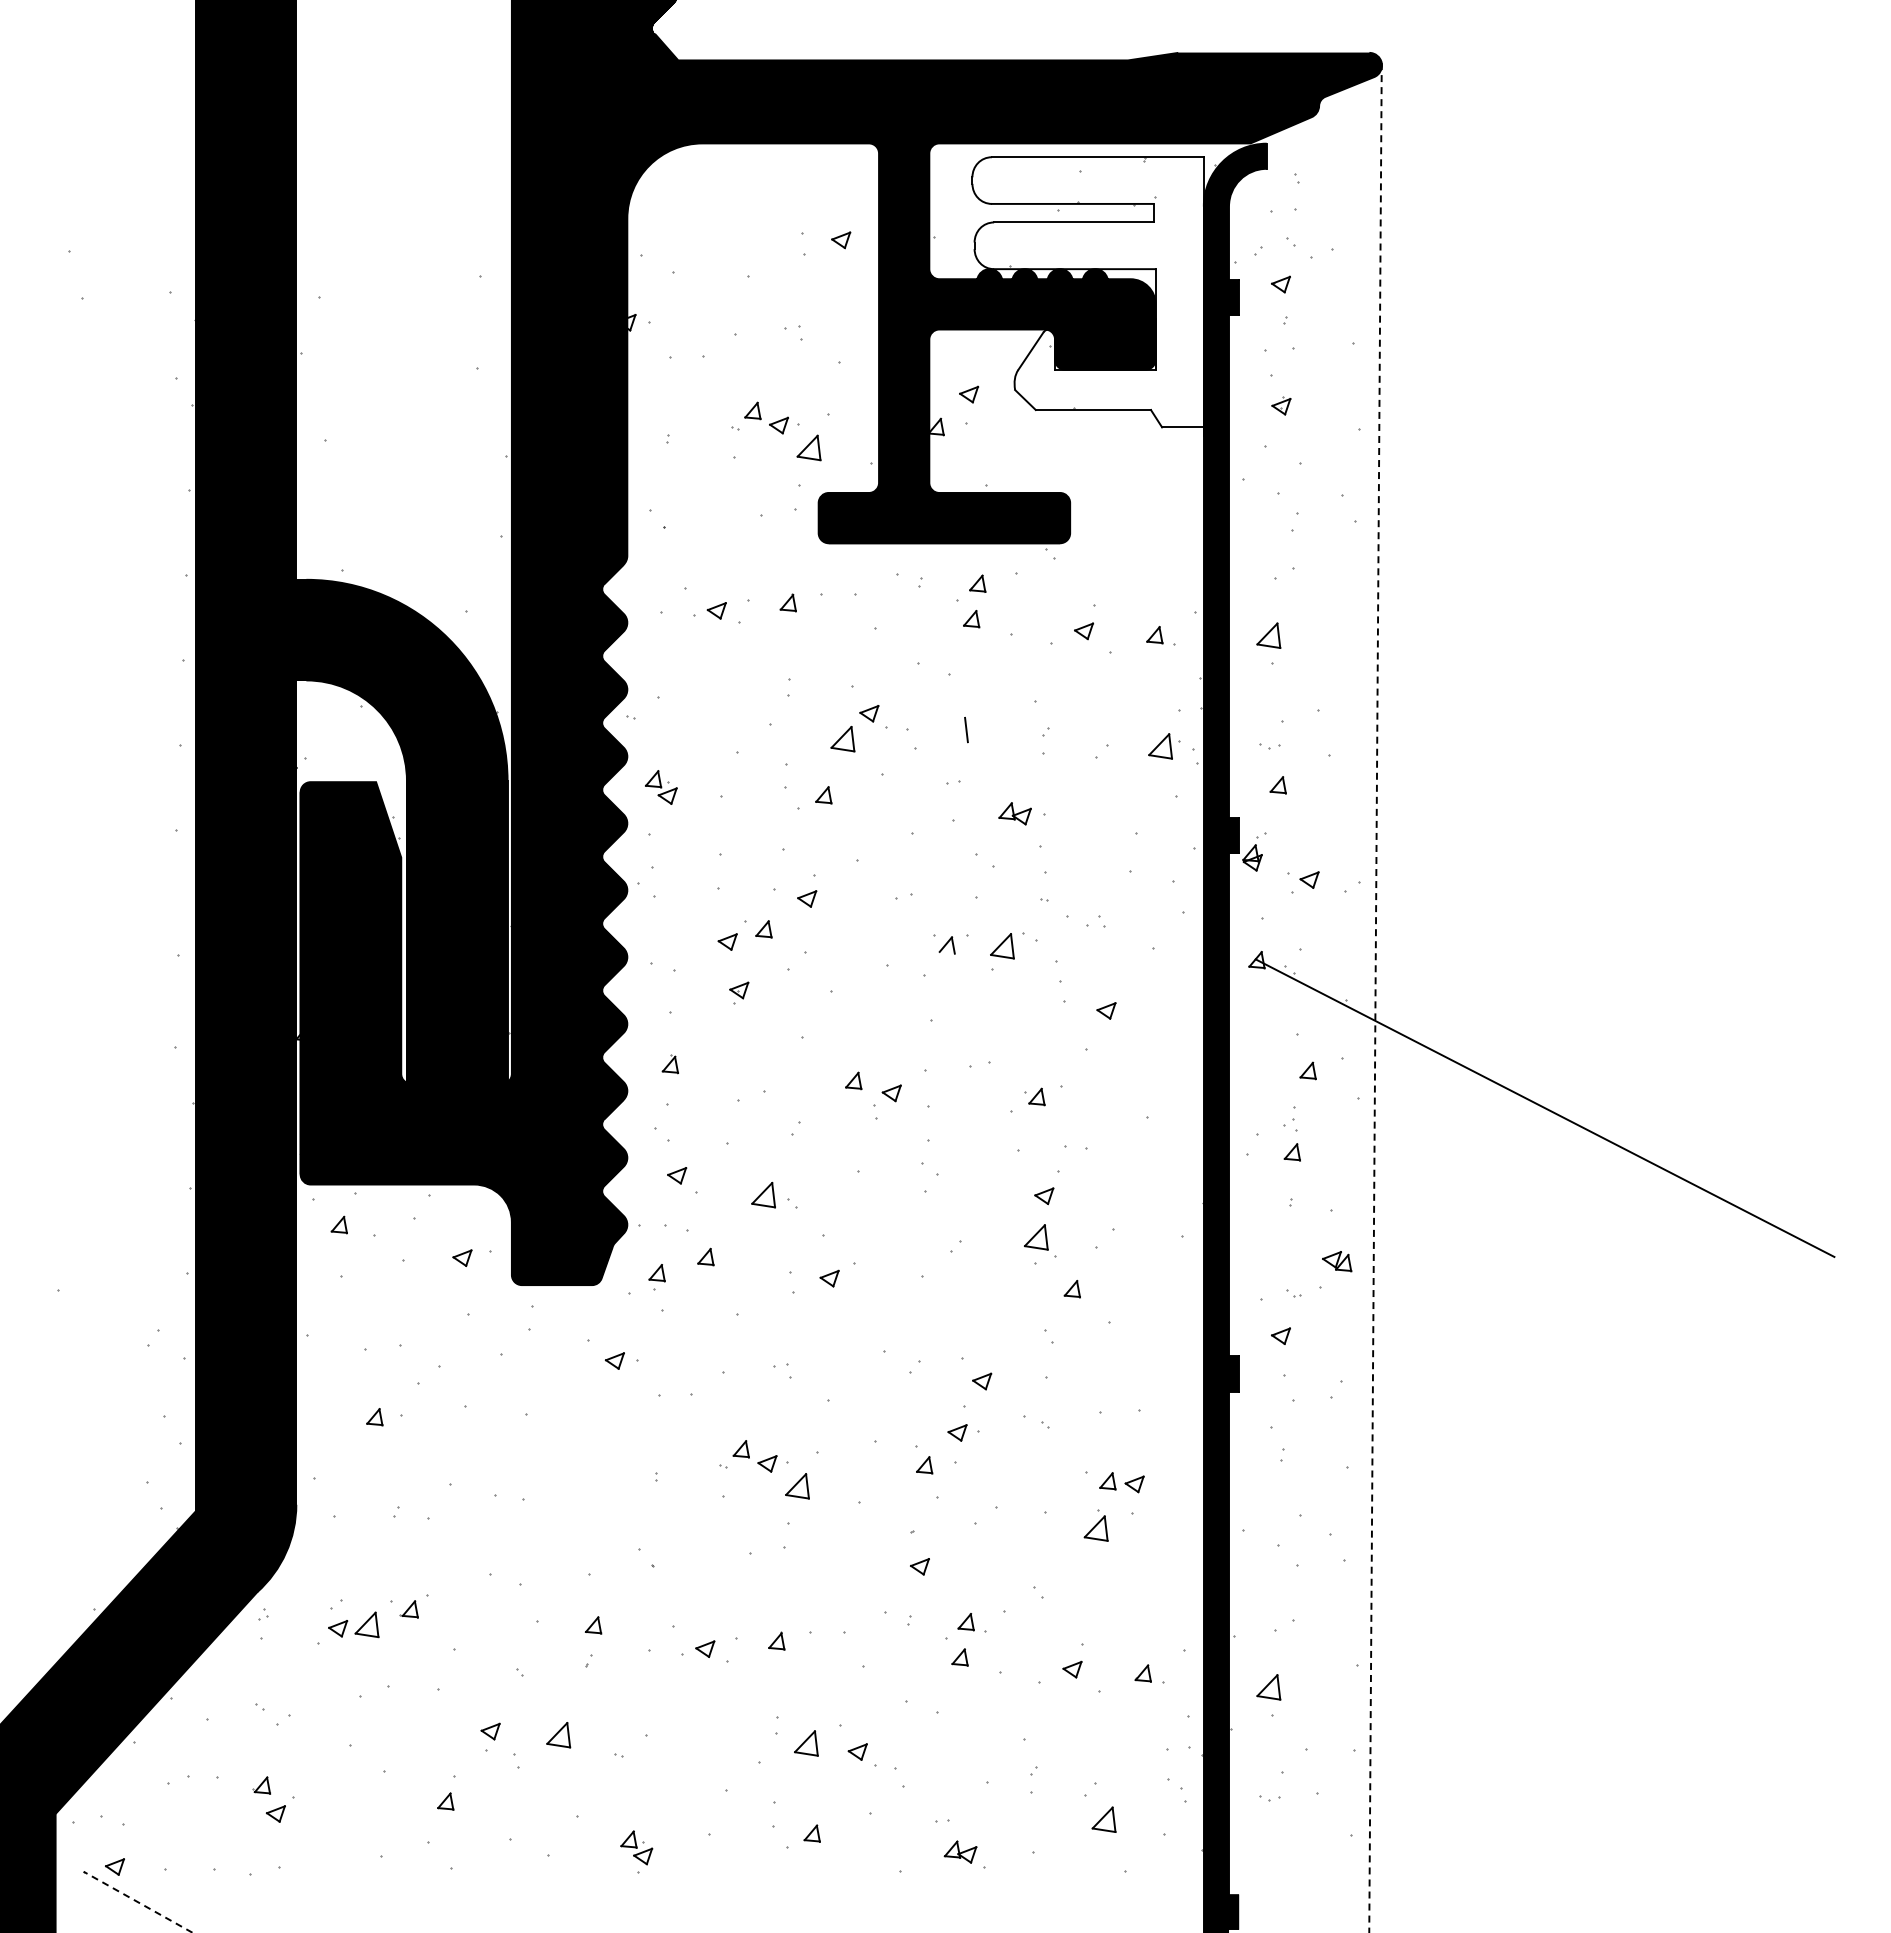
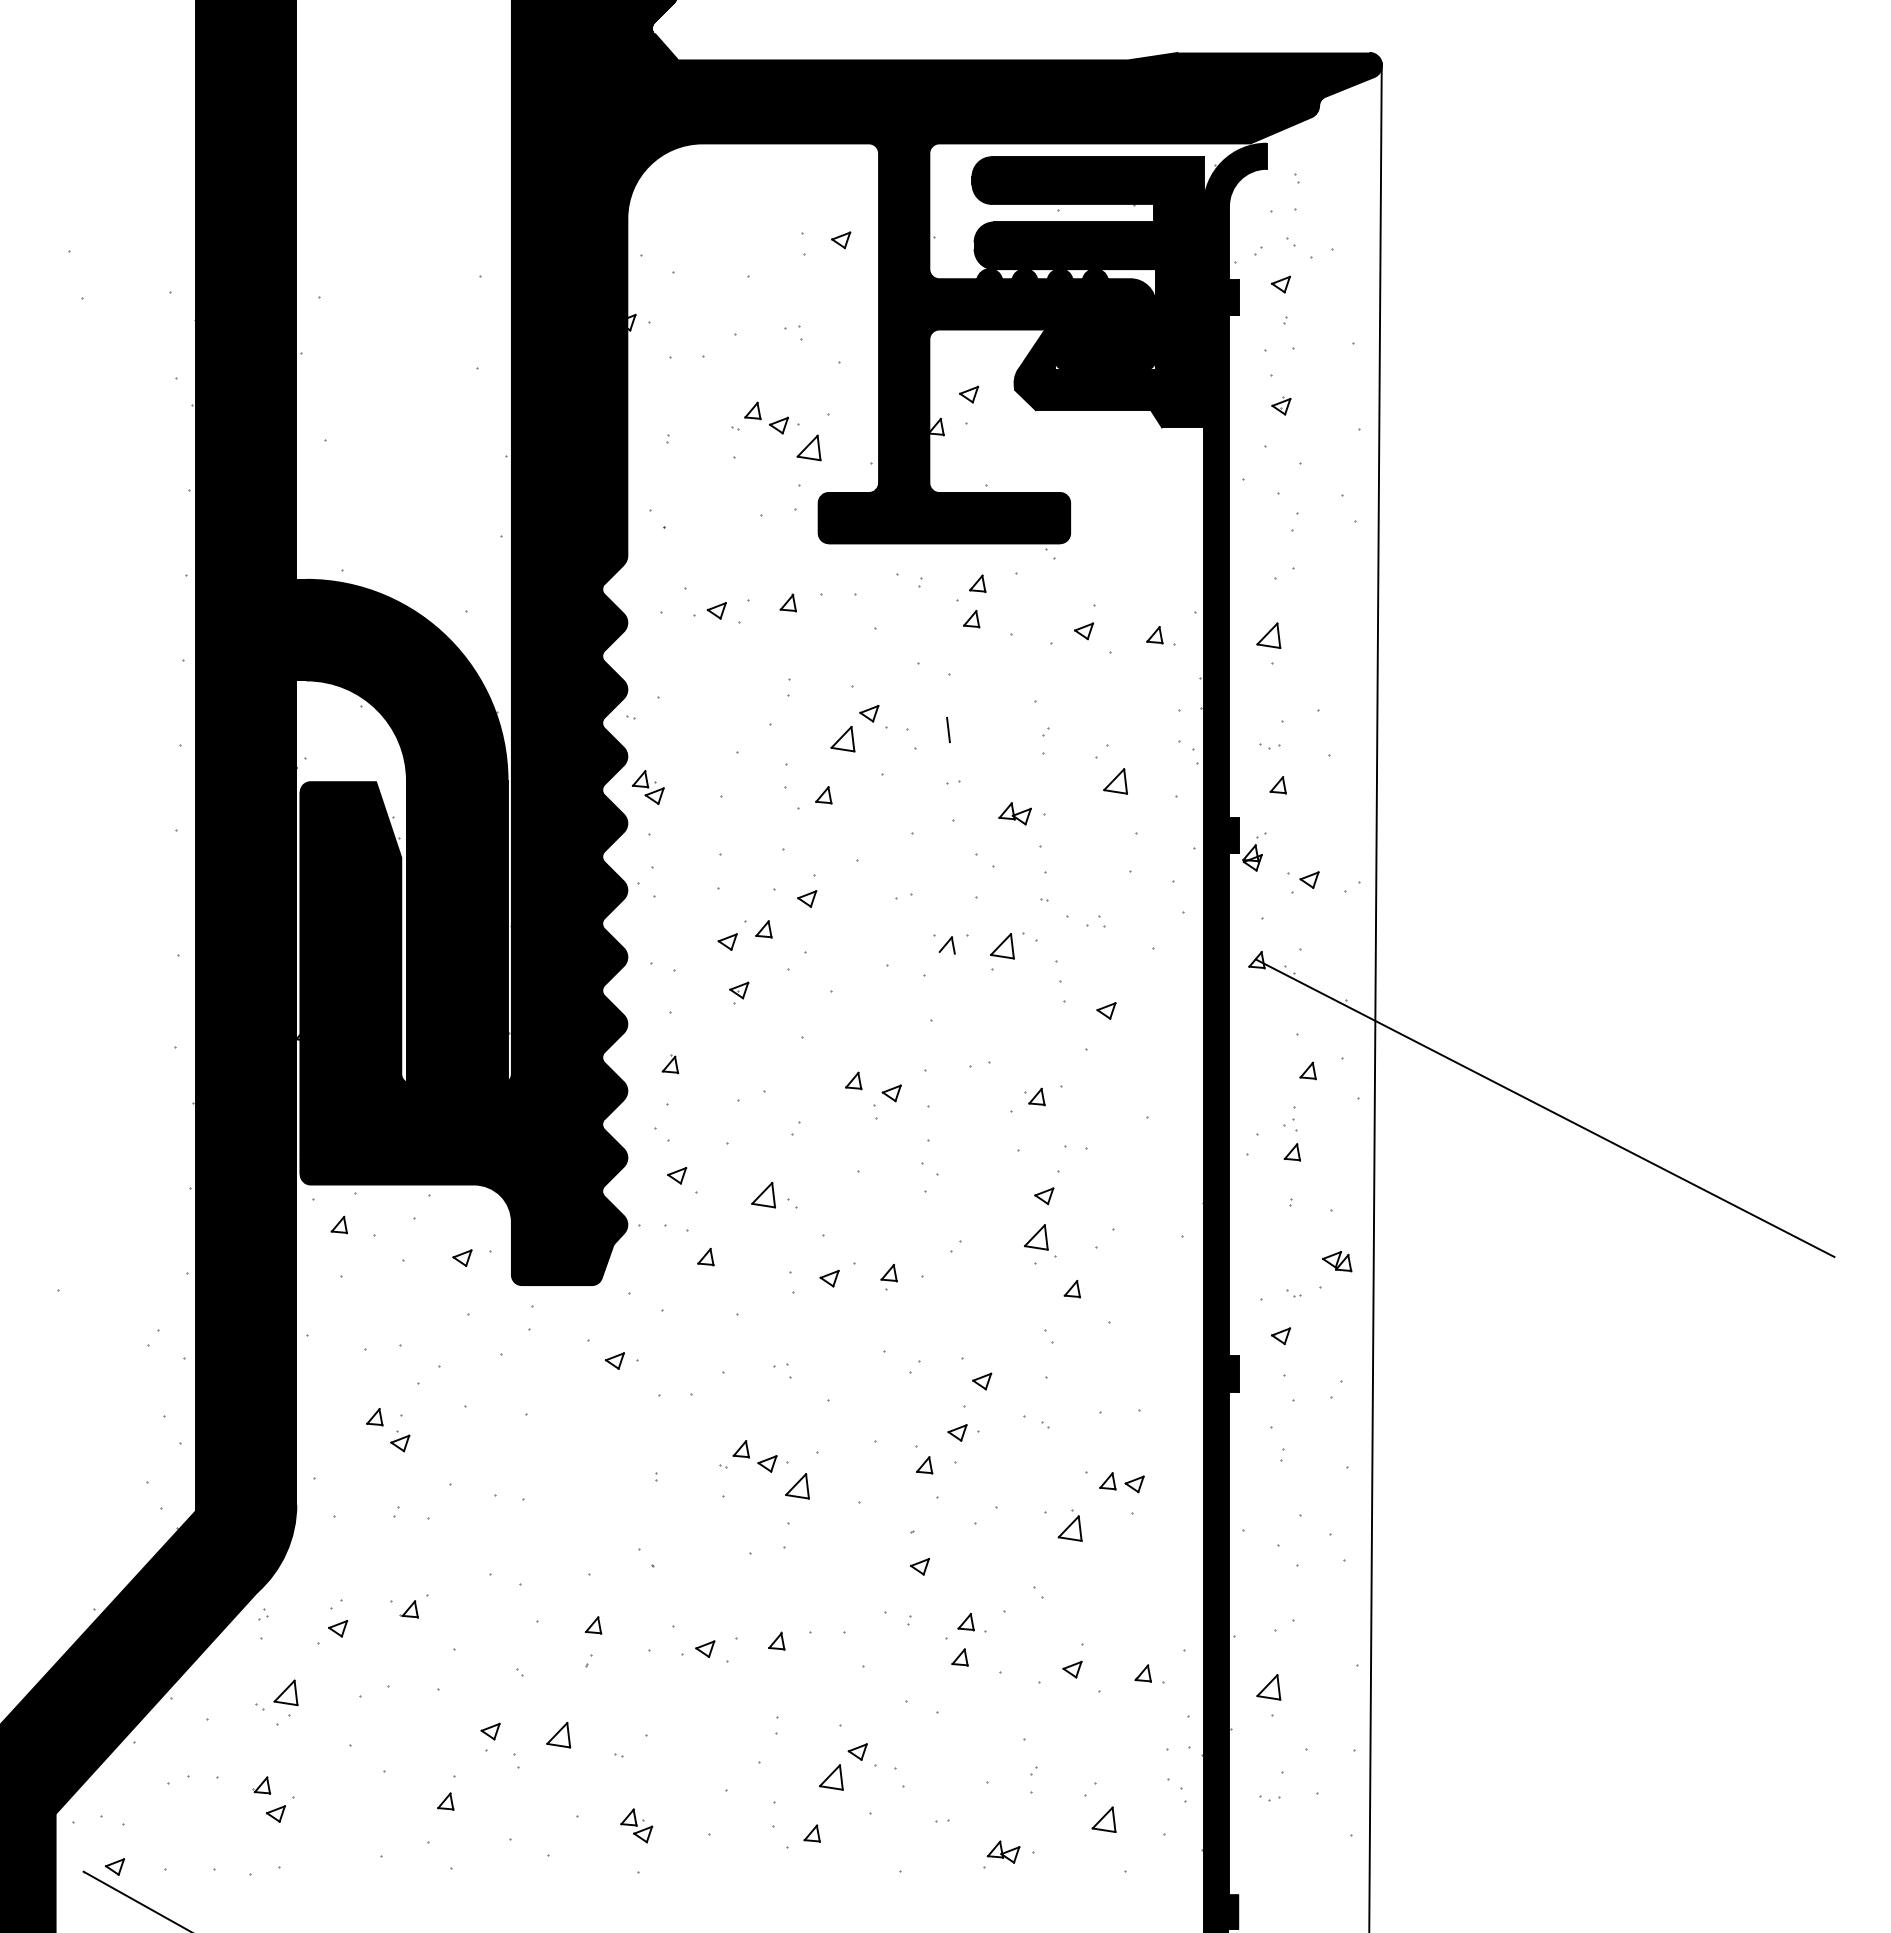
fill: none -> present (1087, 292)
line position: (966, 730) -> (948, 730) (948, 730)
part position: (1160, 746) -> (1115, 781) (1115, 781)
part position: (661, 787) -> (648, 787) (648, 787)
line: dashed -> solid (1375, 997)
part position: (656, 1277) -> (888, 1277) (888, 1277)
part: none -> present (400, 1441)
part position: (1095, 1525) -> (1069, 1525) (1069, 1525)
part position: (366, 1624) -> (285, 1692) (285, 1692)
part position: (806, 1743) -> (831, 1777) (831, 1777)
part position: (636, 1847) -> (636, 1825) (636, 1825)
part position: (960, 1851) -> (1003, 1851) (1003, 1851)
line: dashed -> solid (137, 1902)
